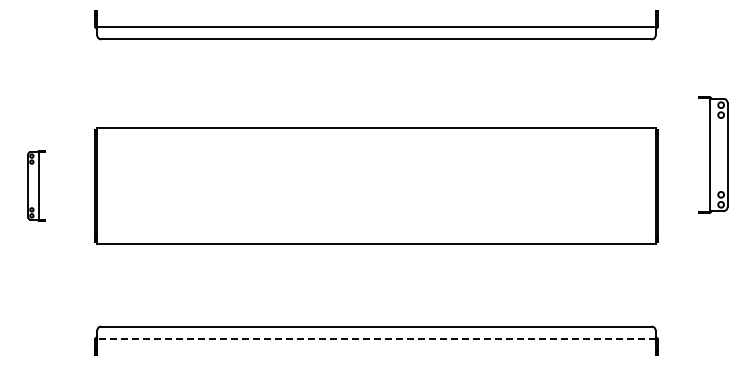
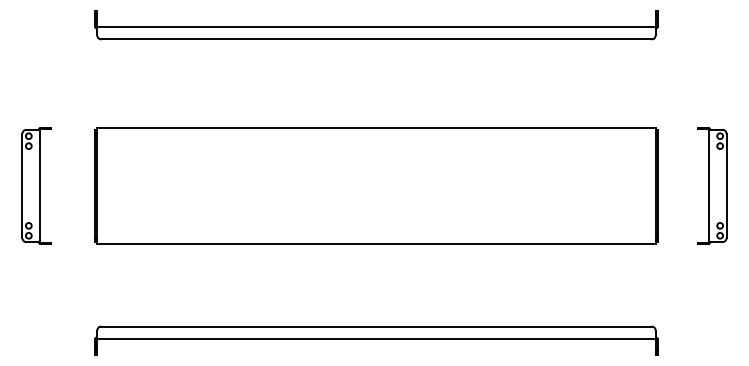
part position: (713, 154) -> (712, 185) (712, 185)
part size: 19x72 px -> 31x118 px (36, 185)
line: dashed -> solid (375, 338)
